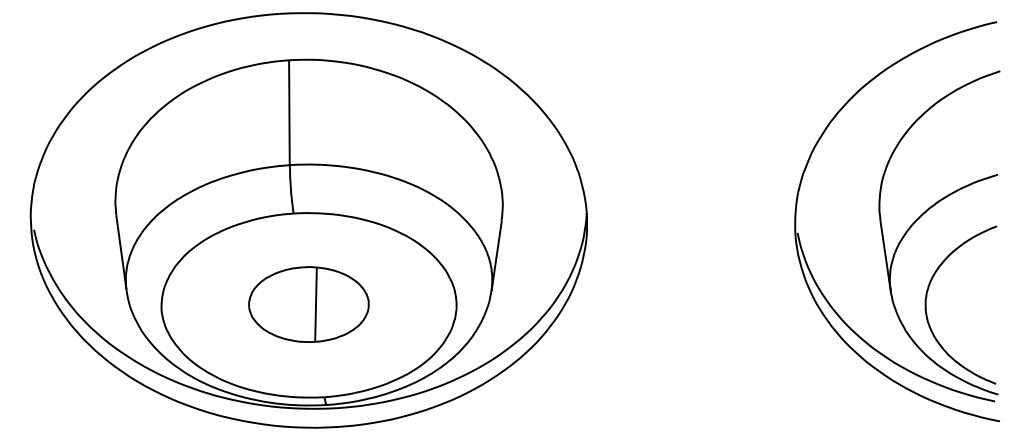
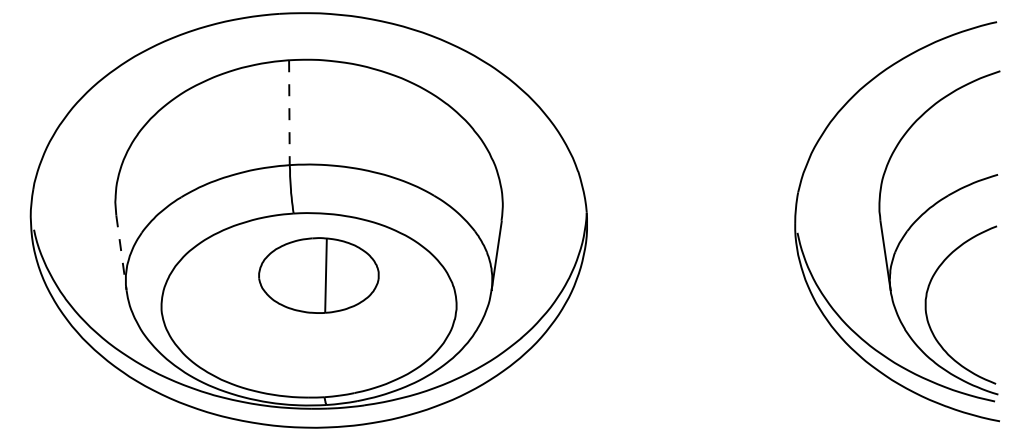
line: solid -> dashed (289, 113)
line: solid -> dashed (121, 252)
part position: (308, 304) -> (318, 275) (318, 275)
